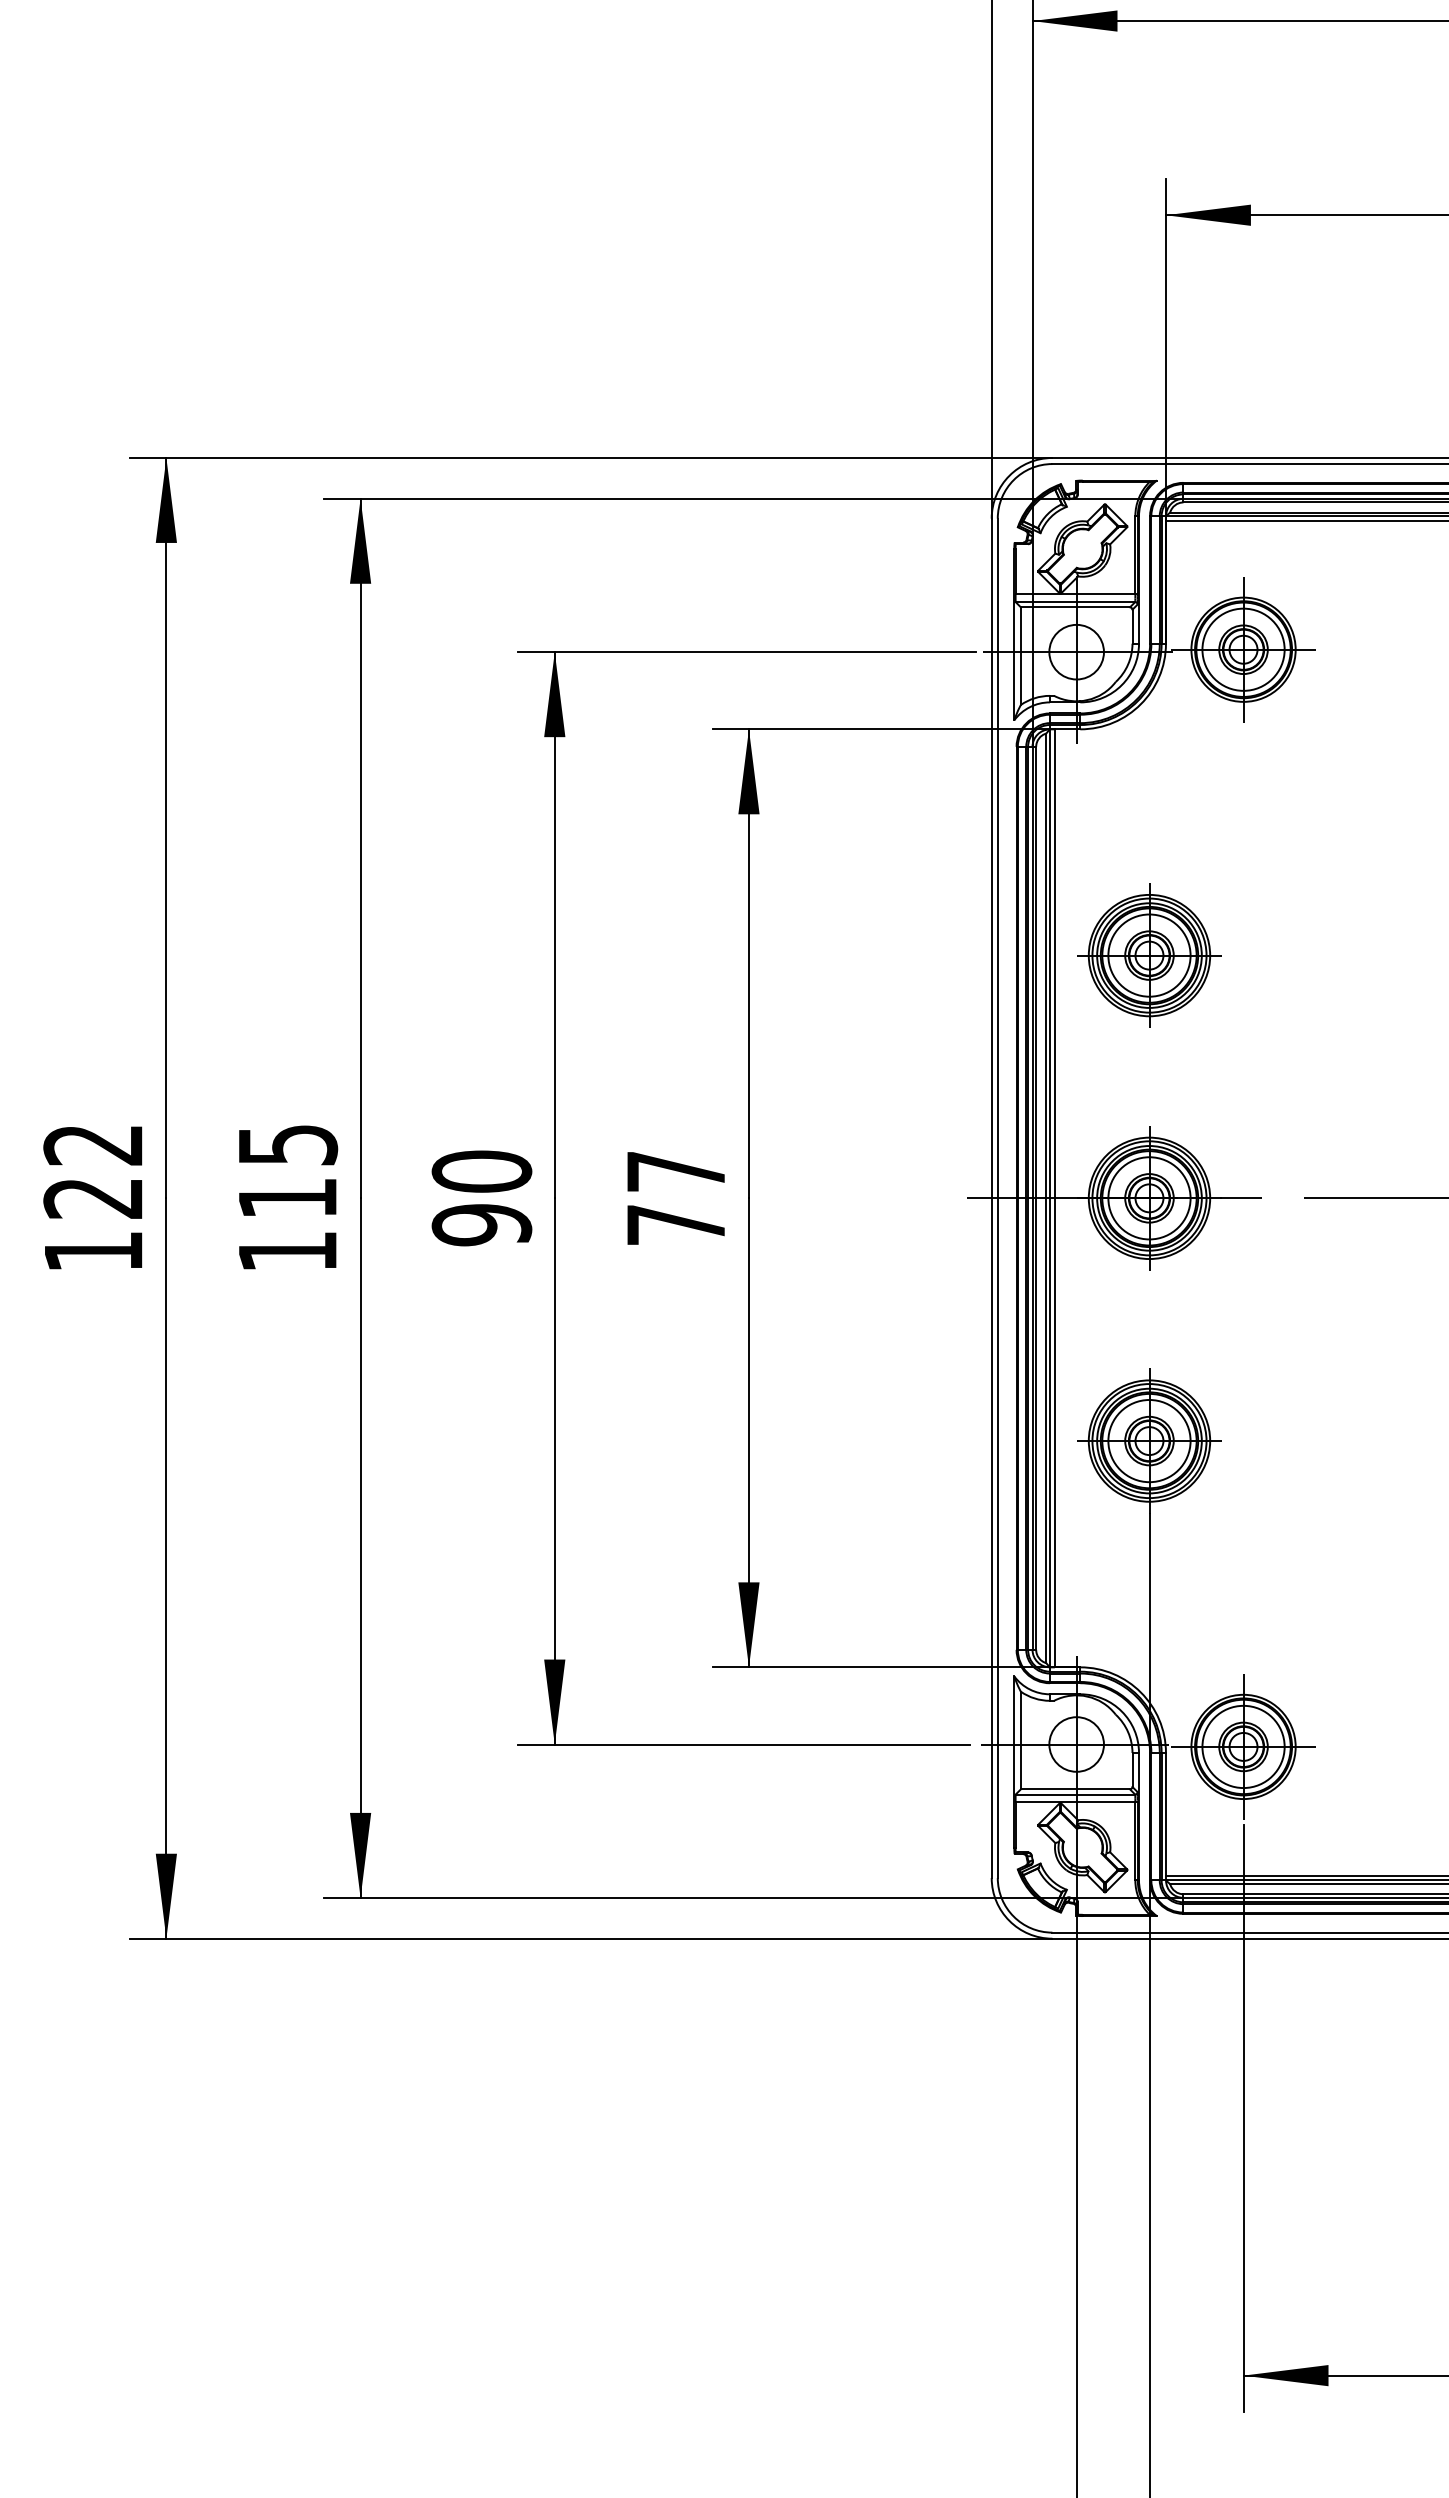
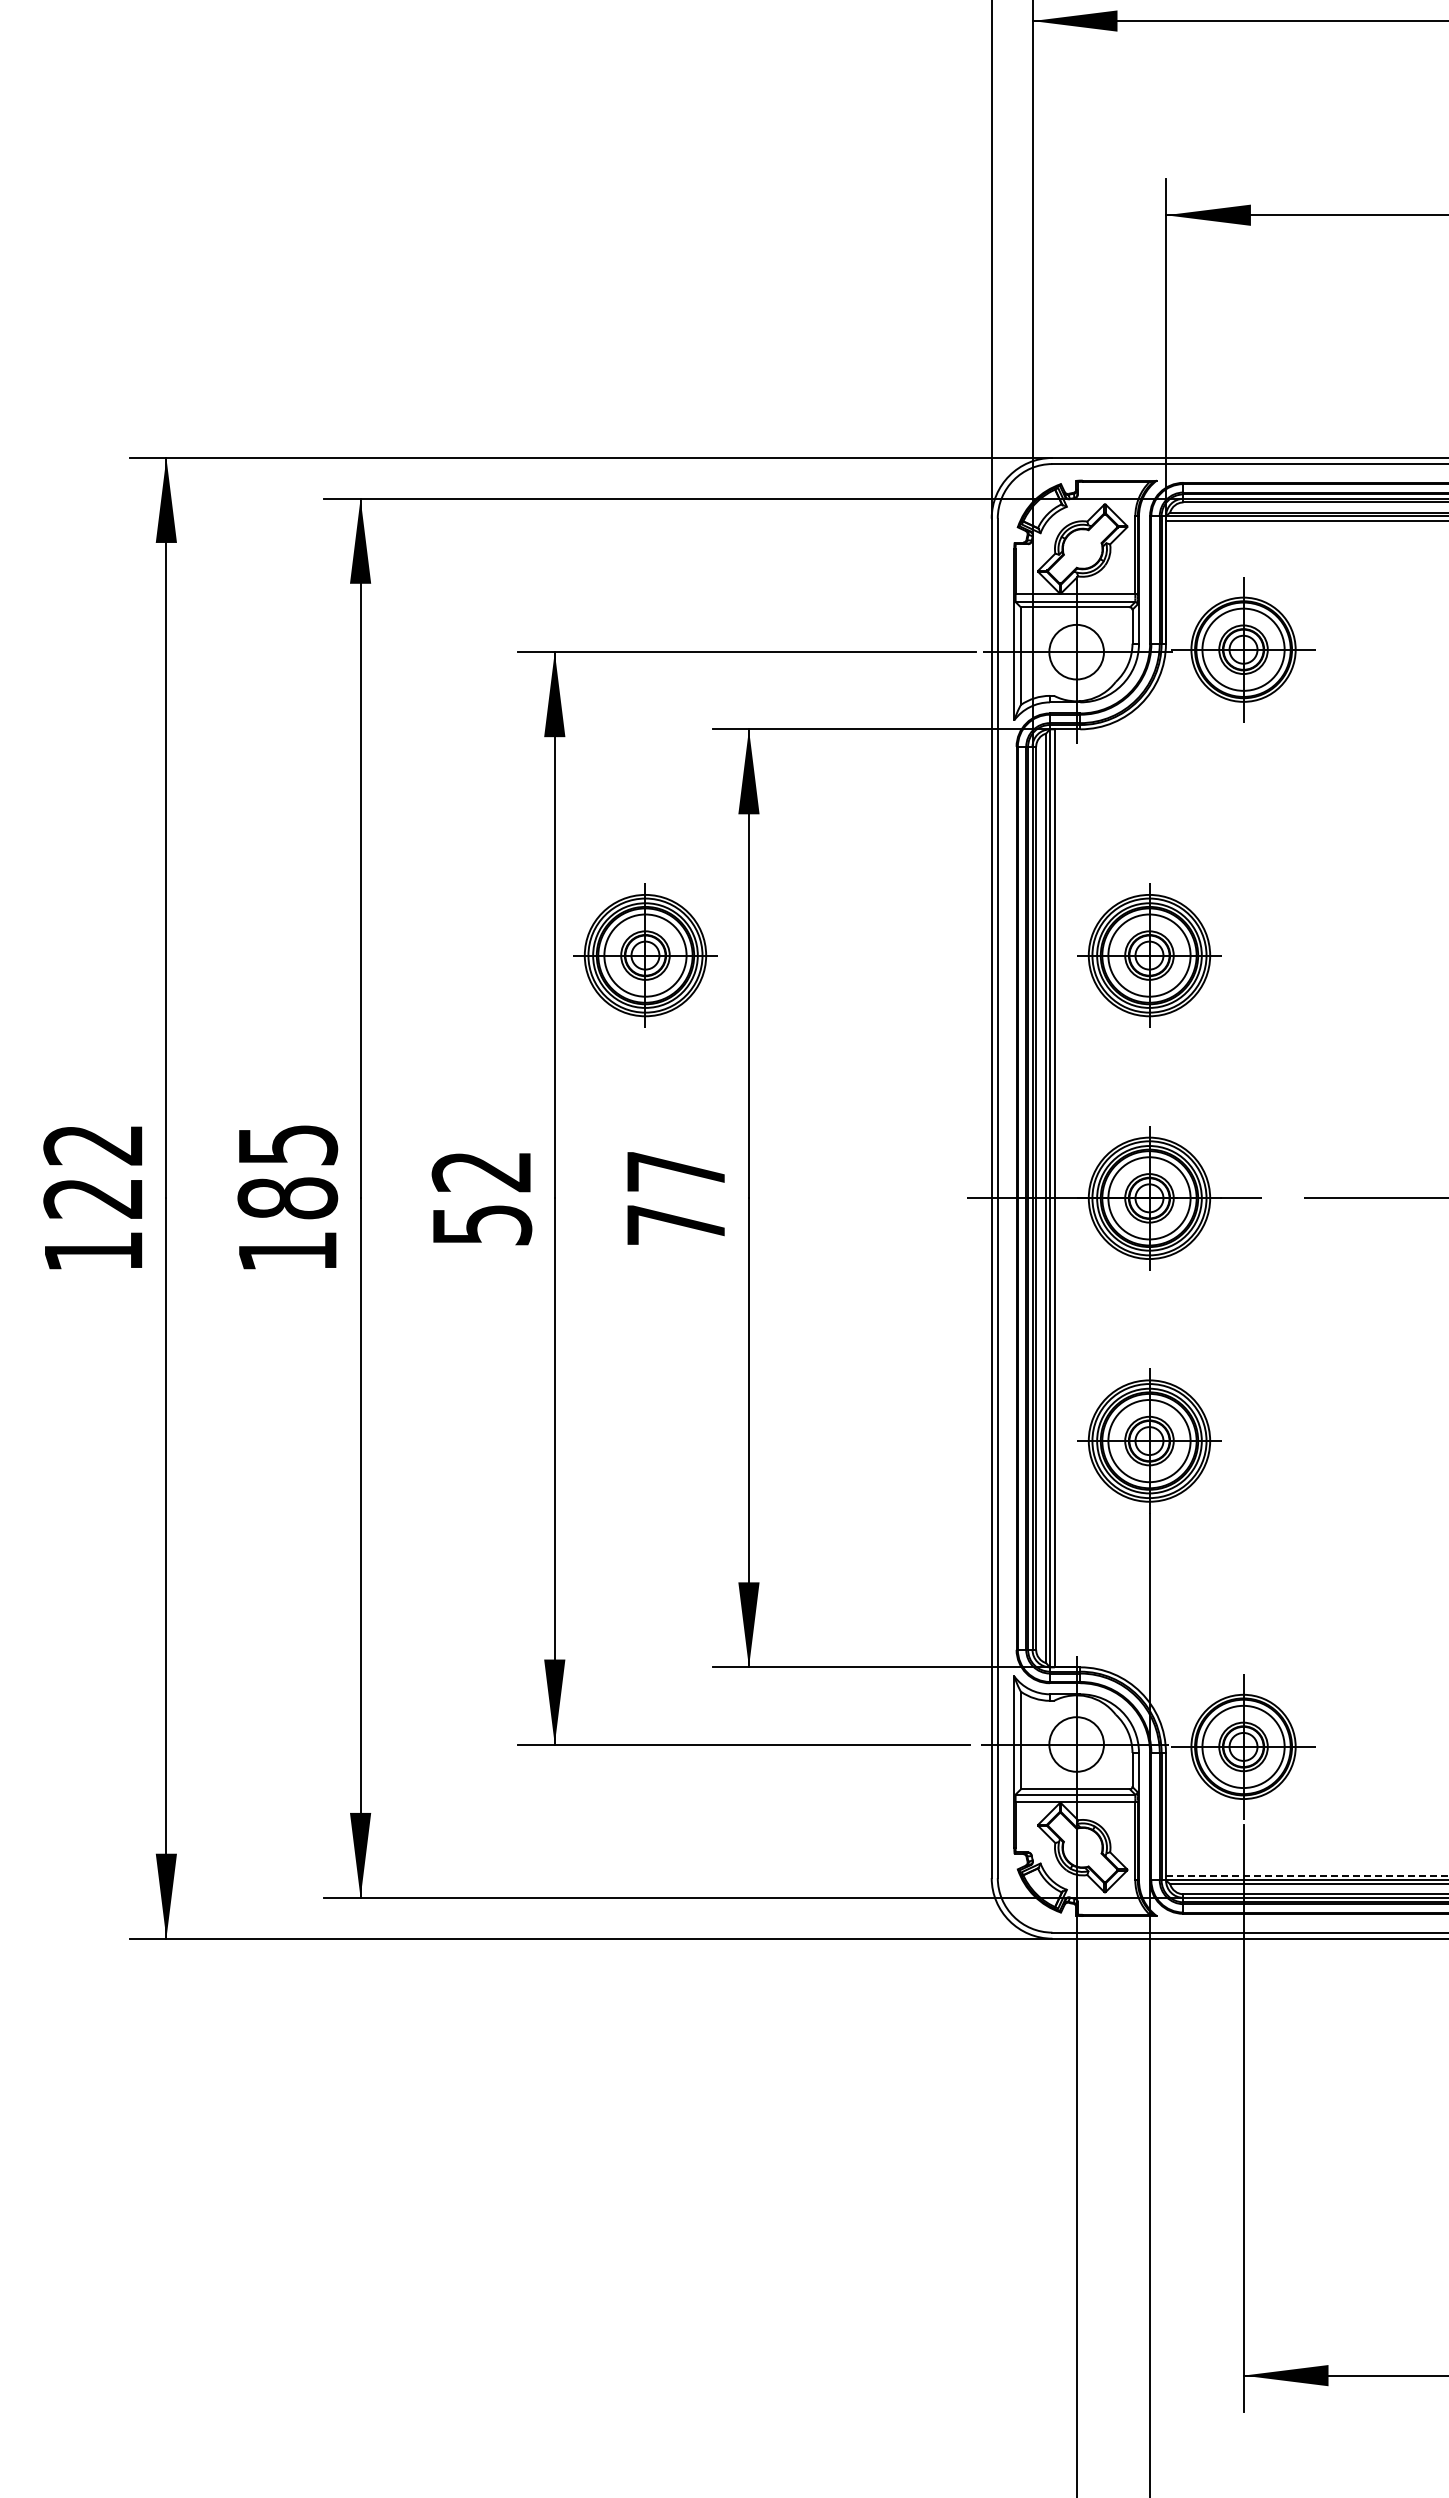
part: none -> present (645, 955)
text: 115 -> 185 (287, 1198)
text: 90 -> 52 (481, 1198)
line: solid -> dashed (1307, 1875)
